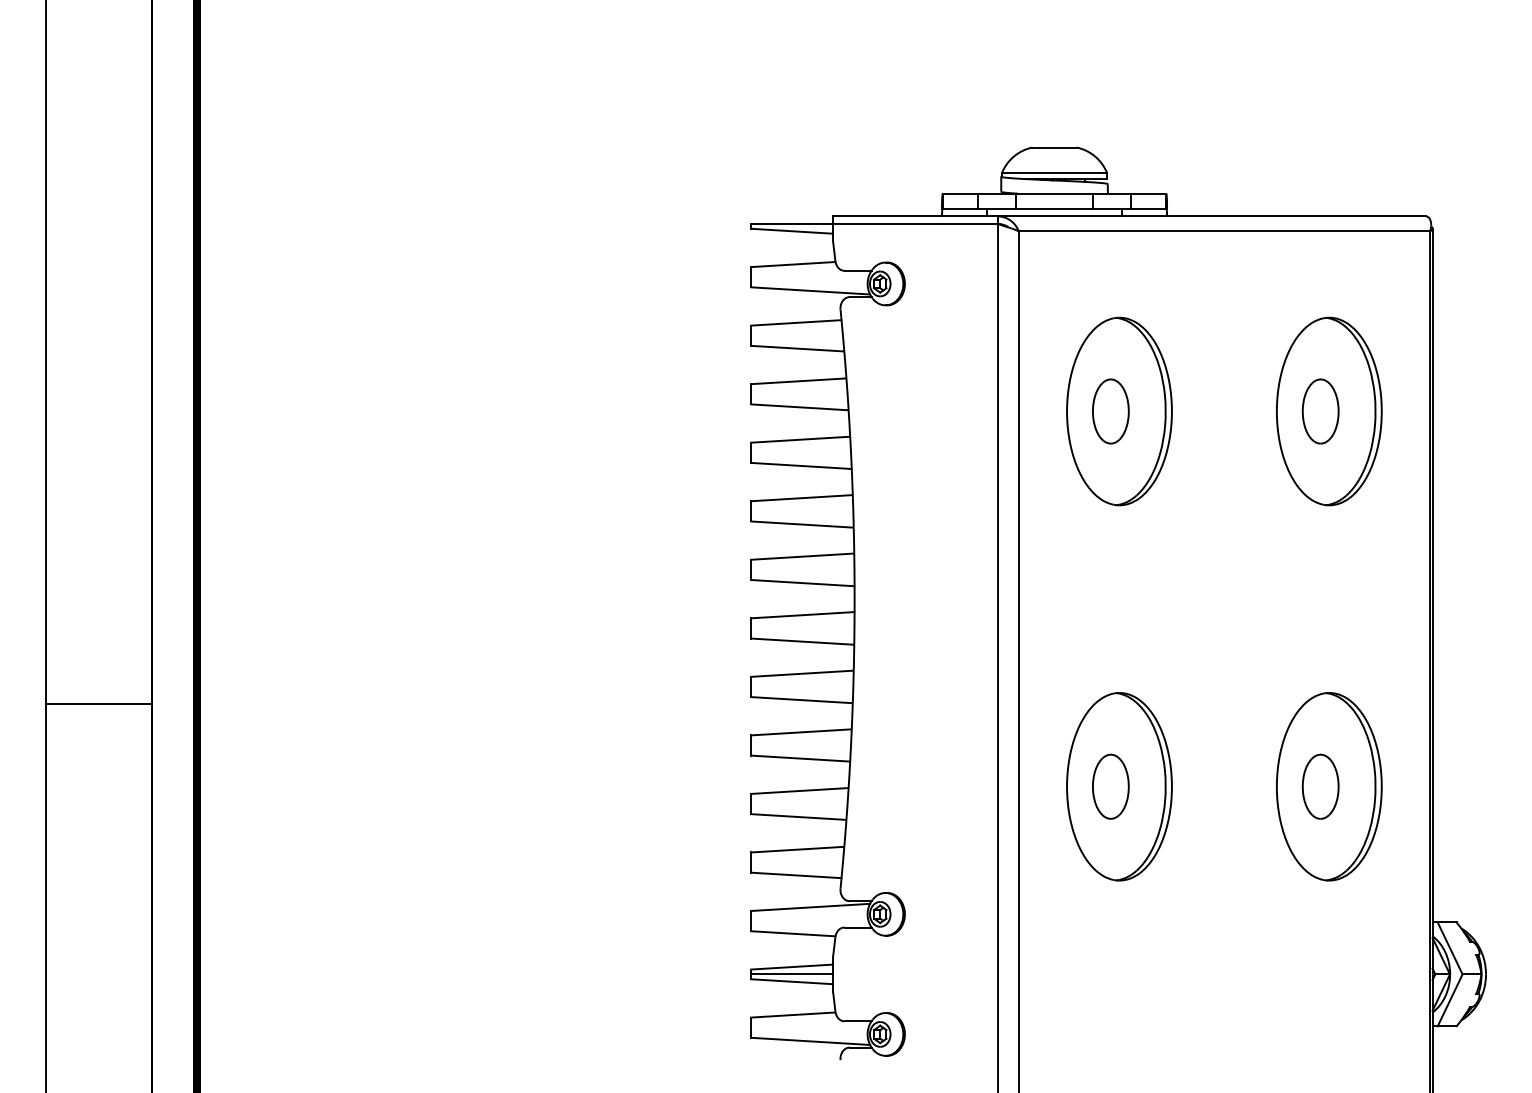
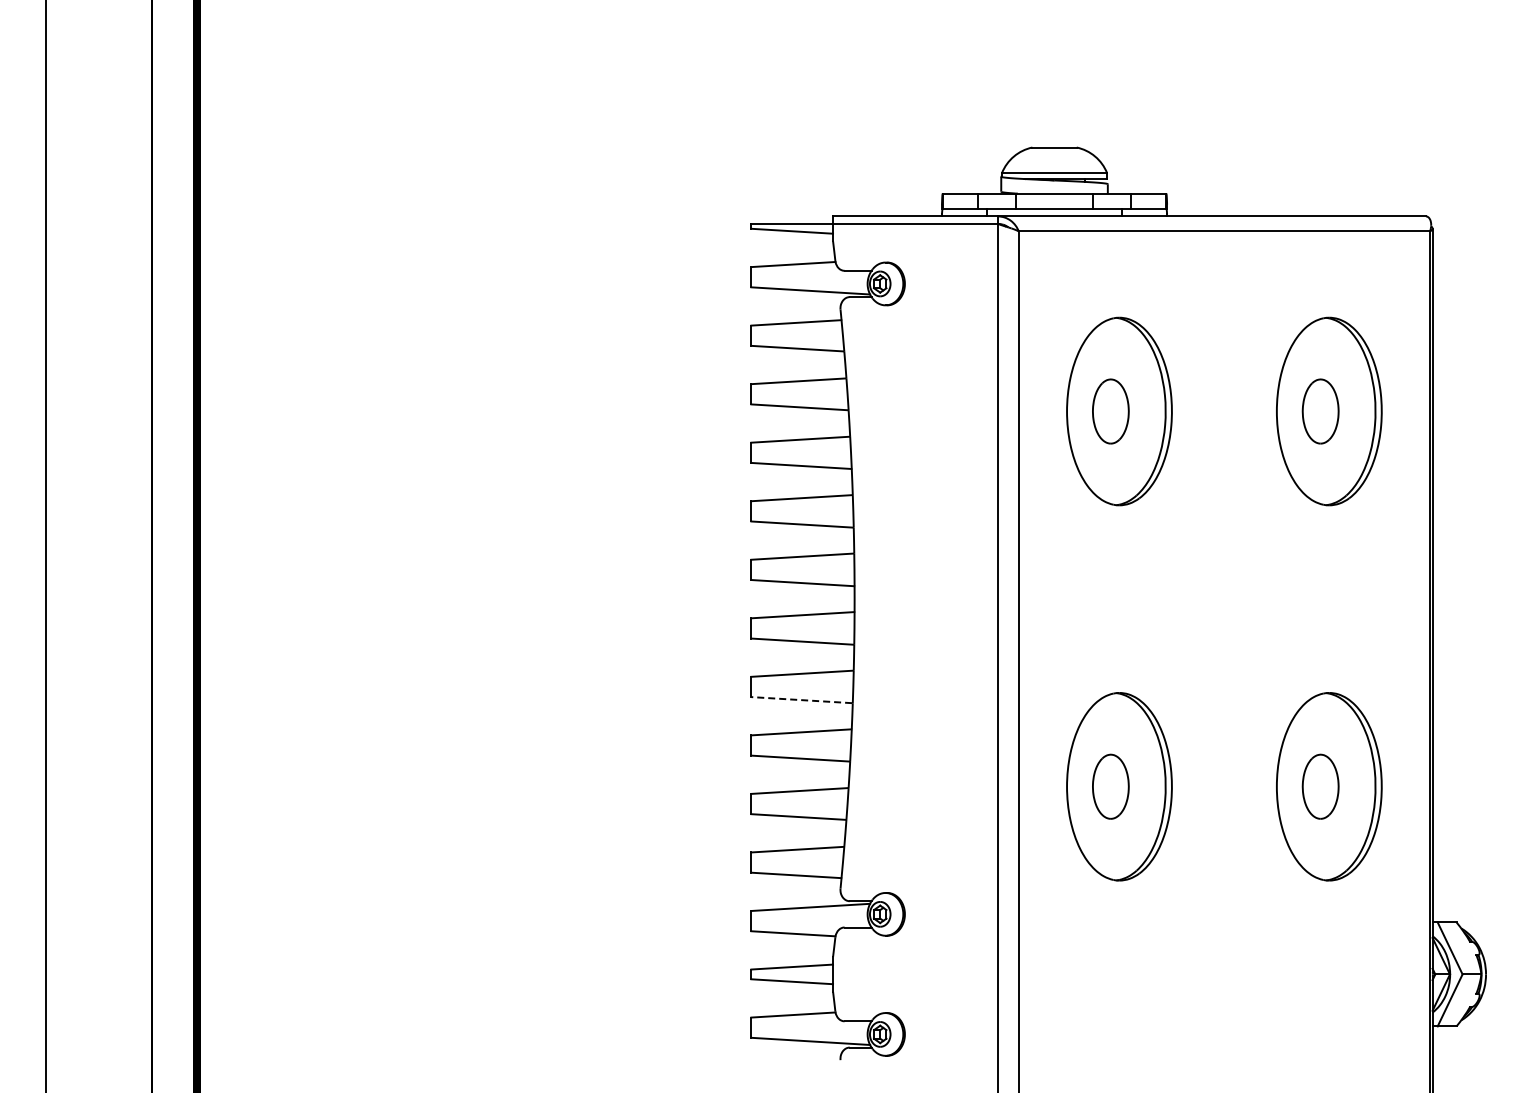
line: solid -> dashed (801, 700)
line: present -> none (98, 704)
line: present -> none (792, 974)
